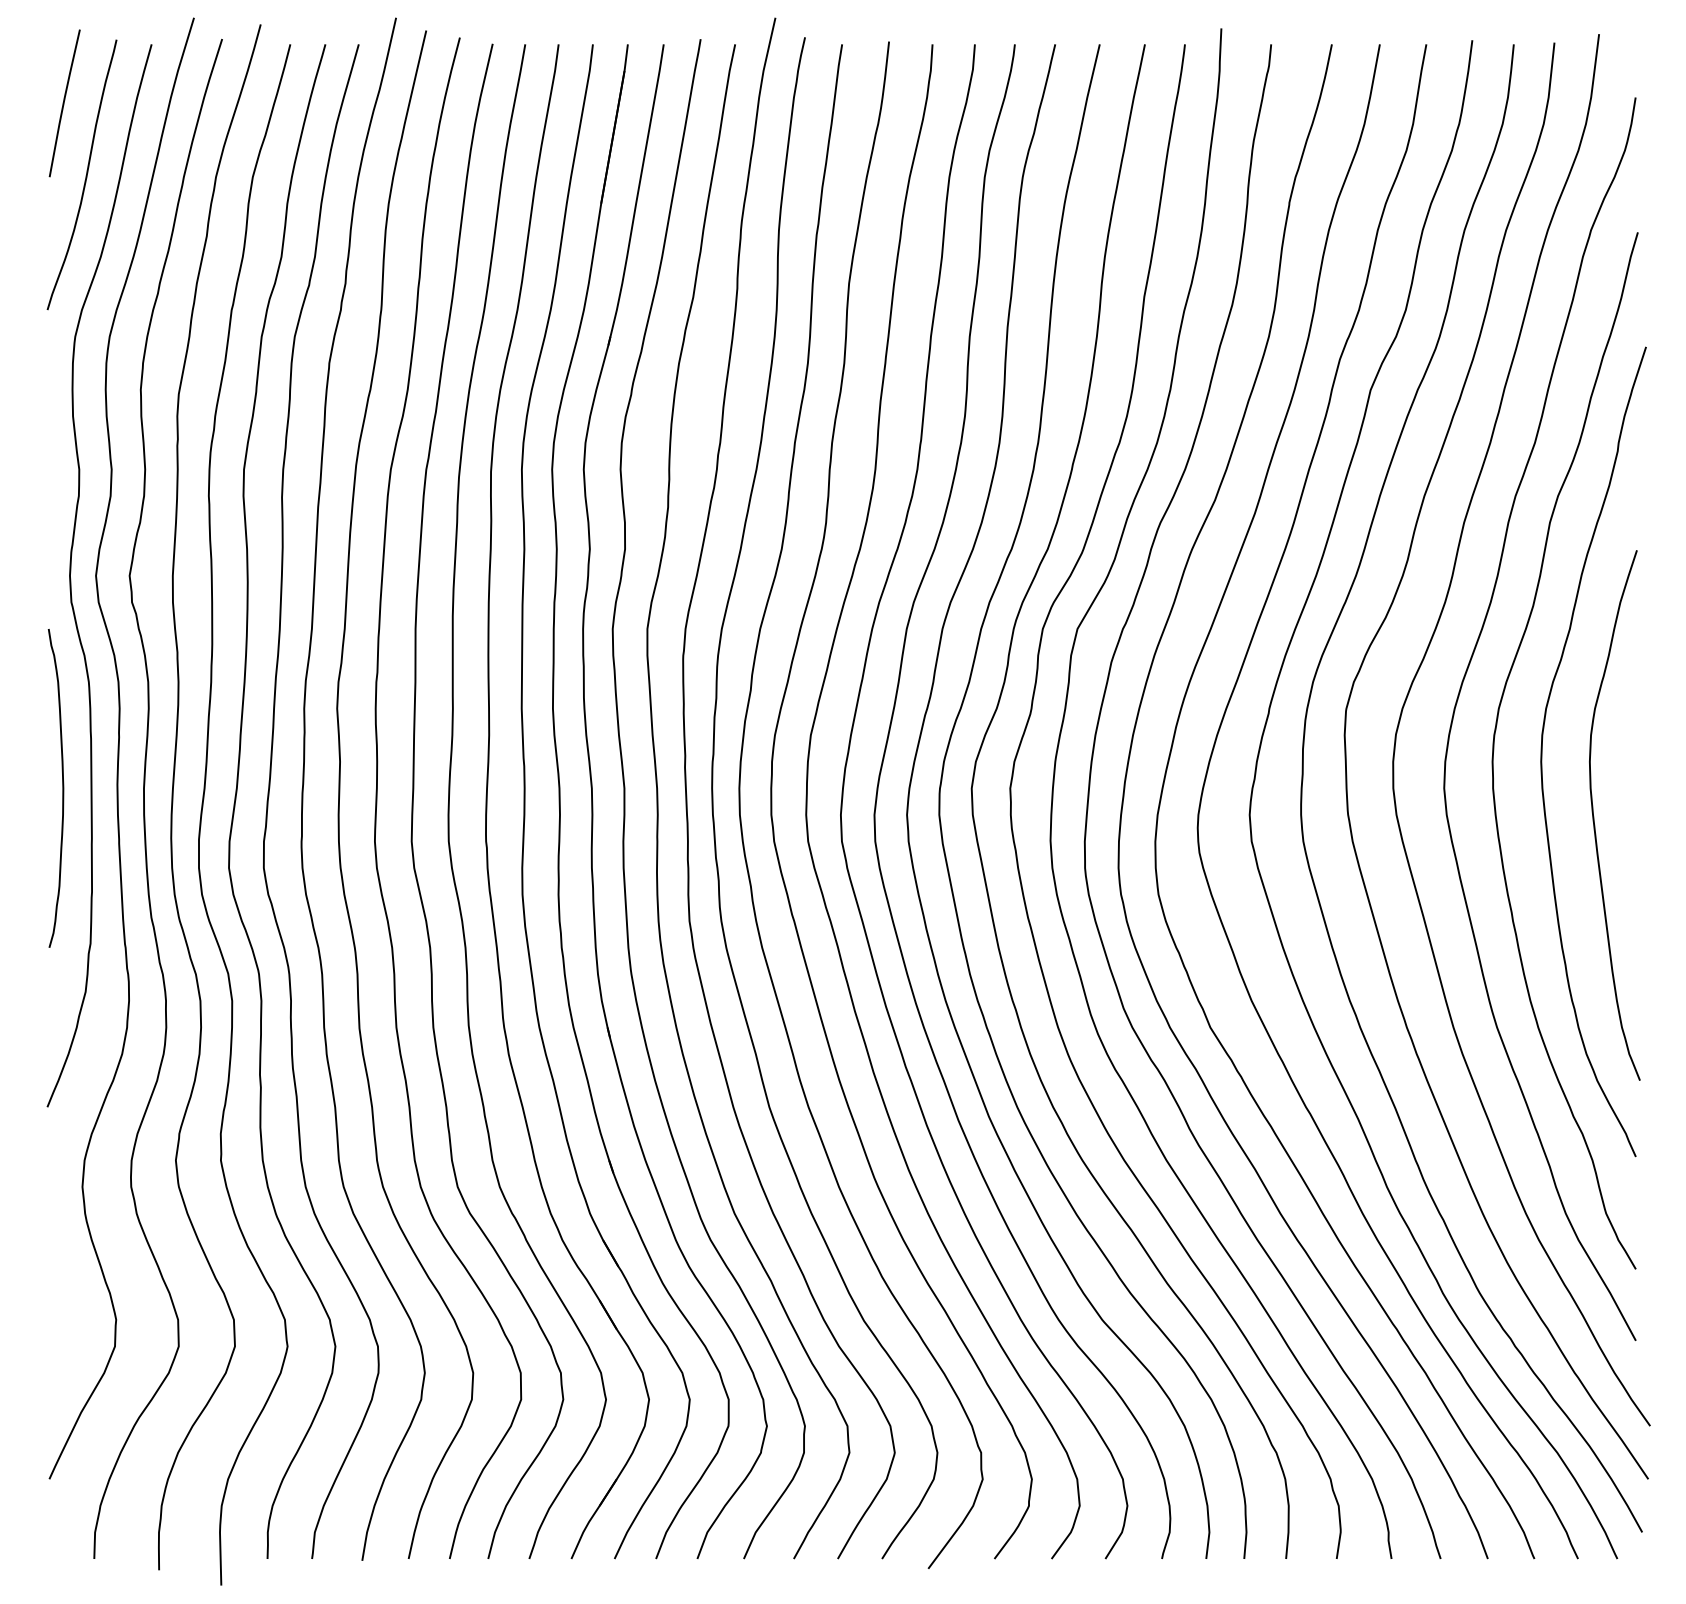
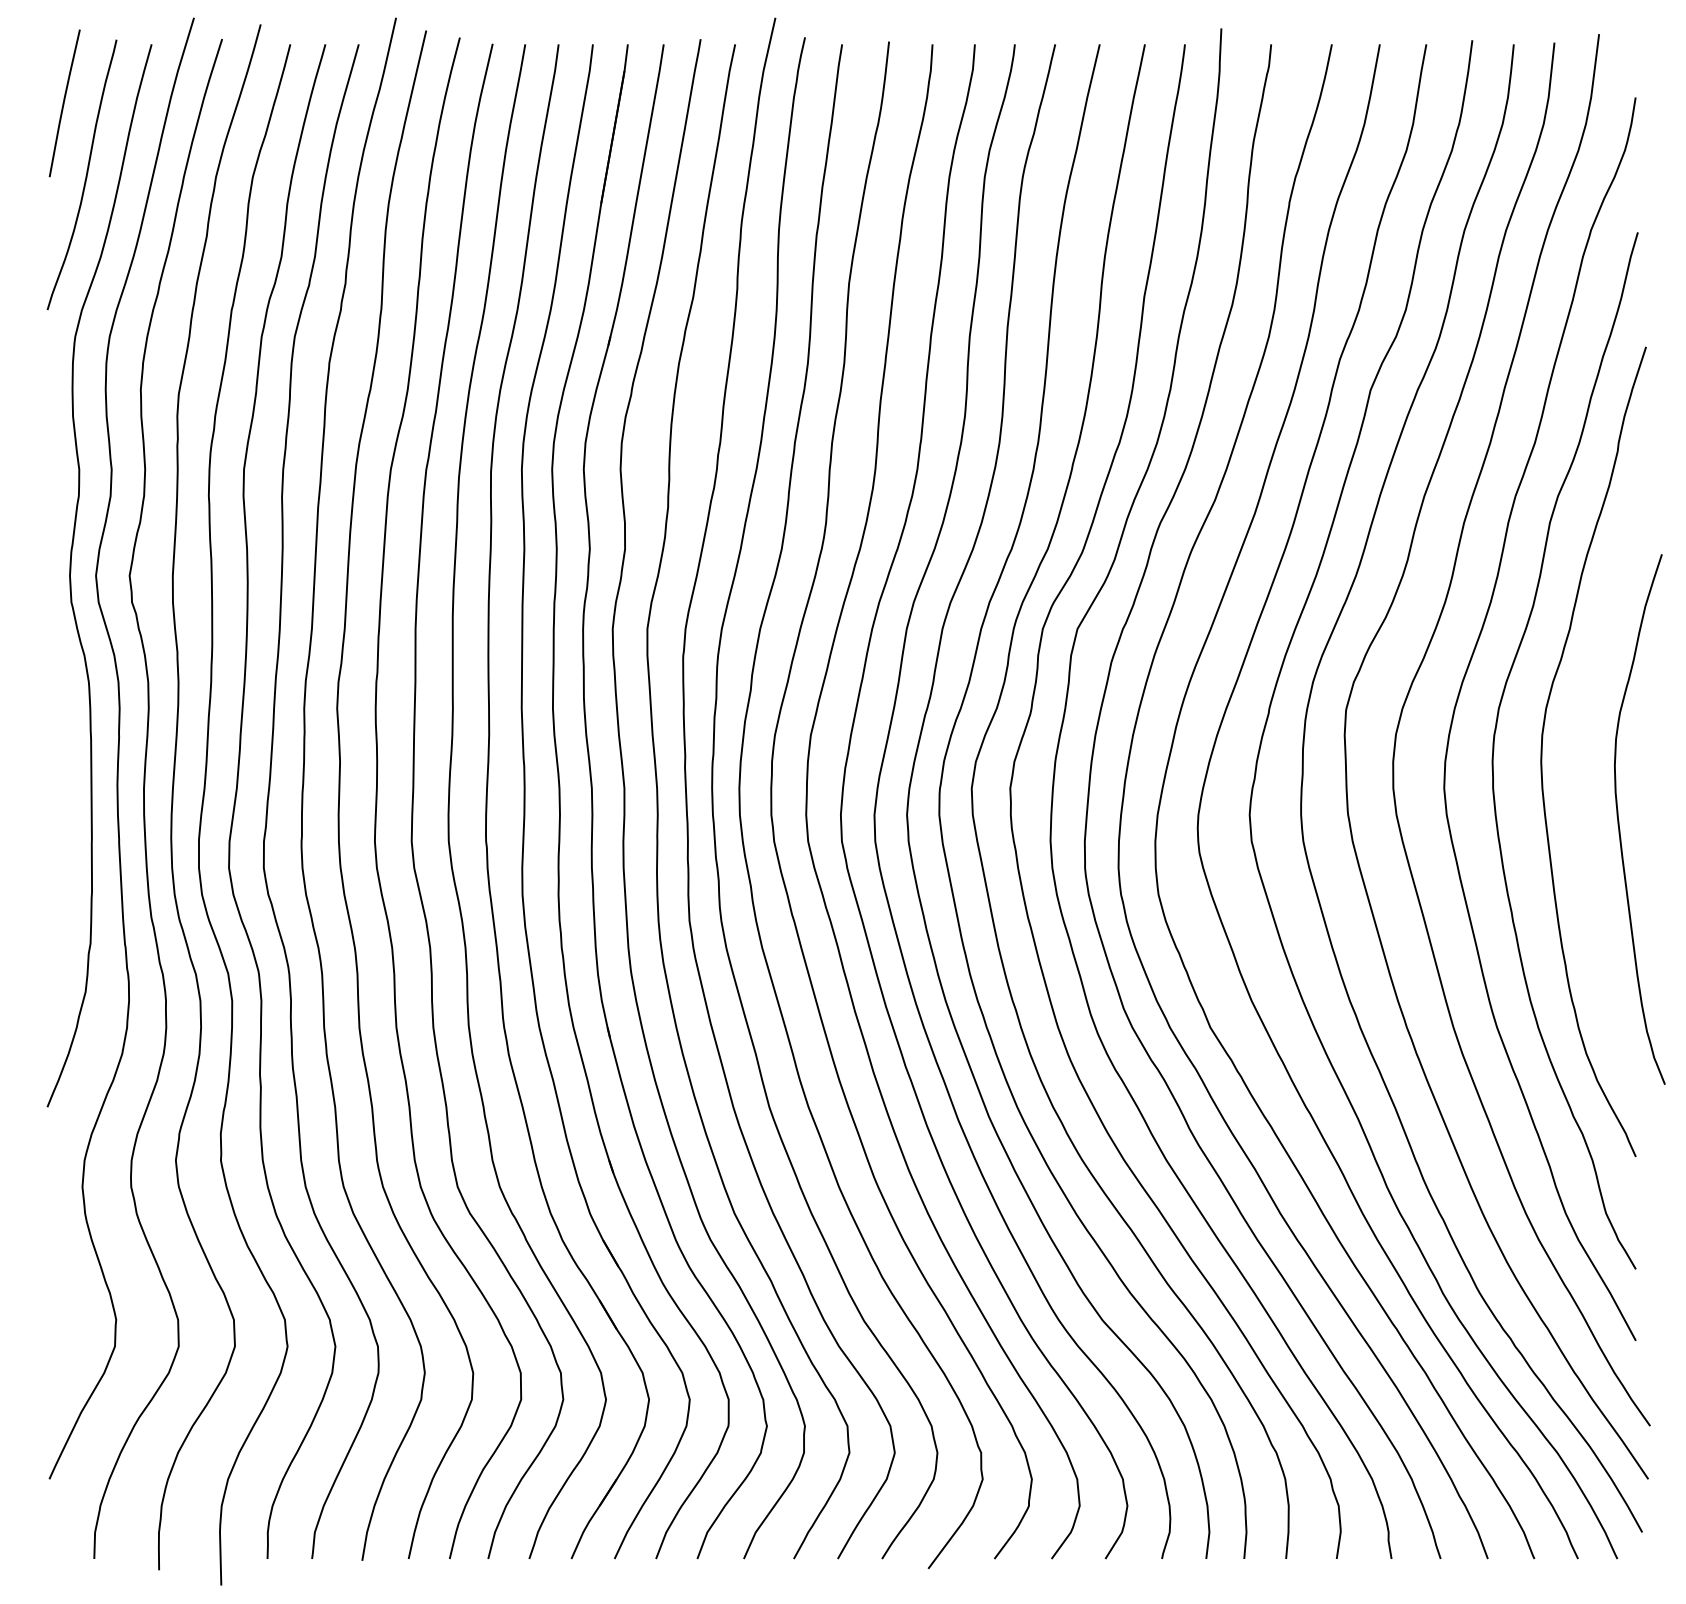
curve: present -> none (62, 788)
curve position: (1594, 816) -> (1619, 820) (1619, 820)
